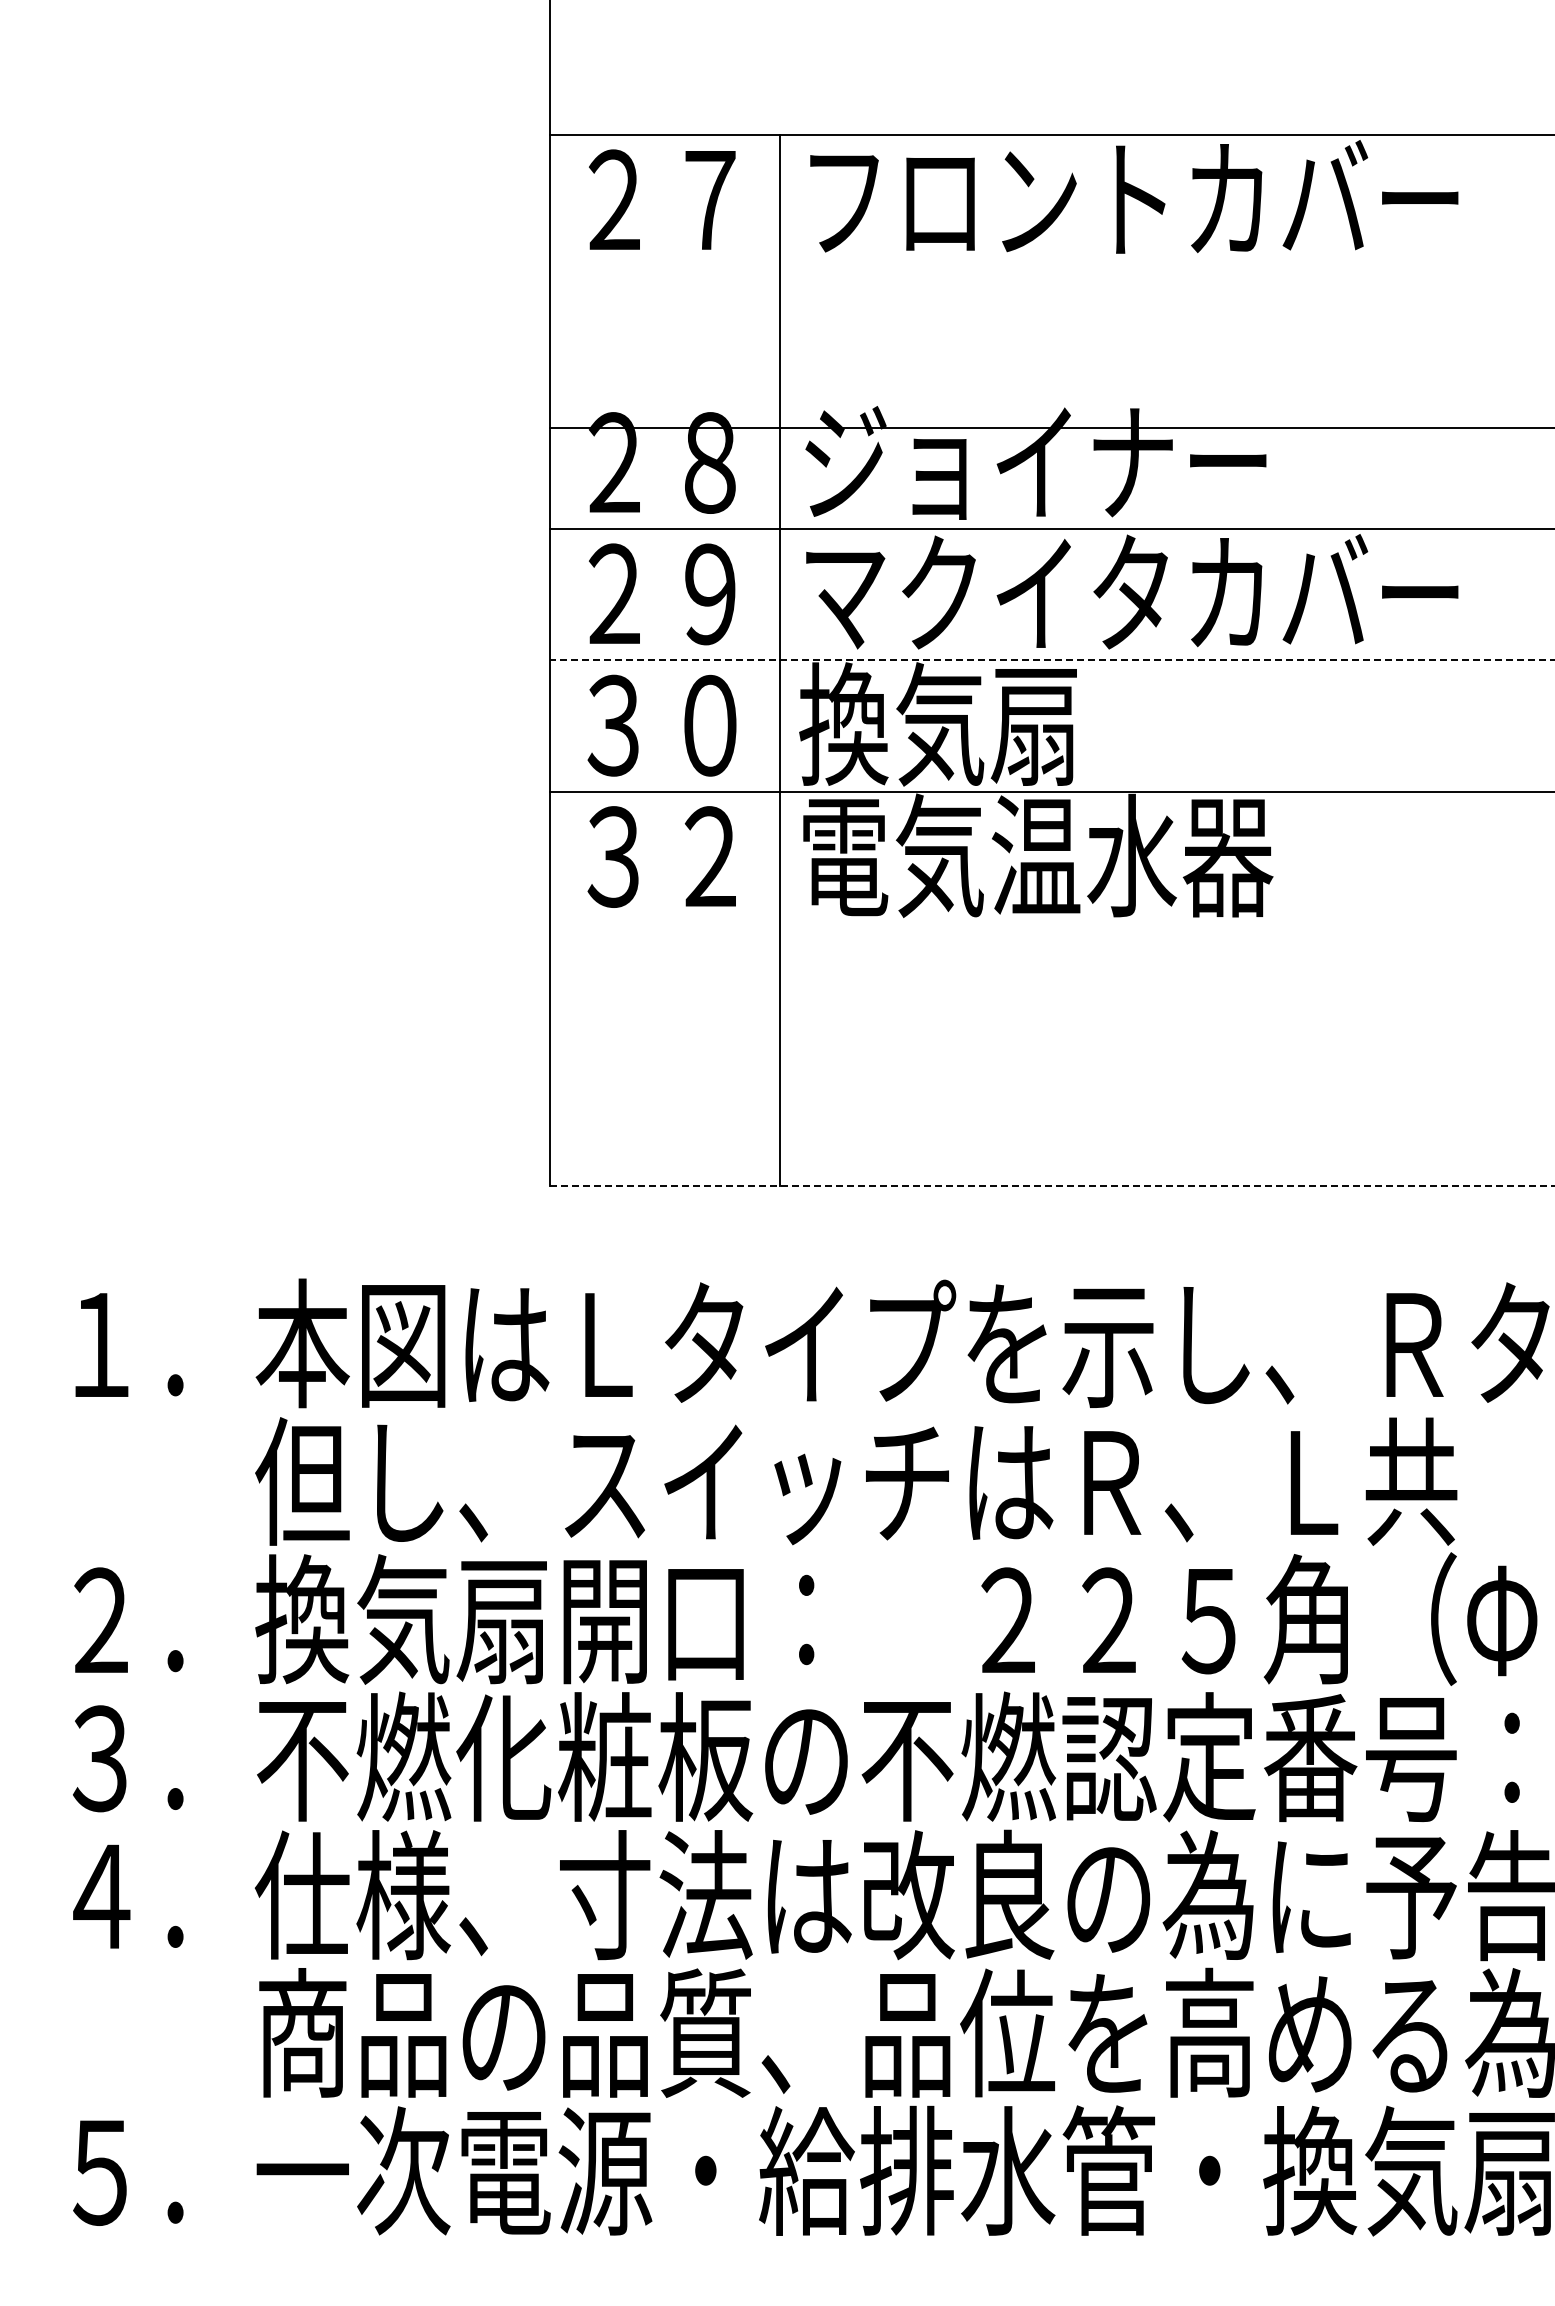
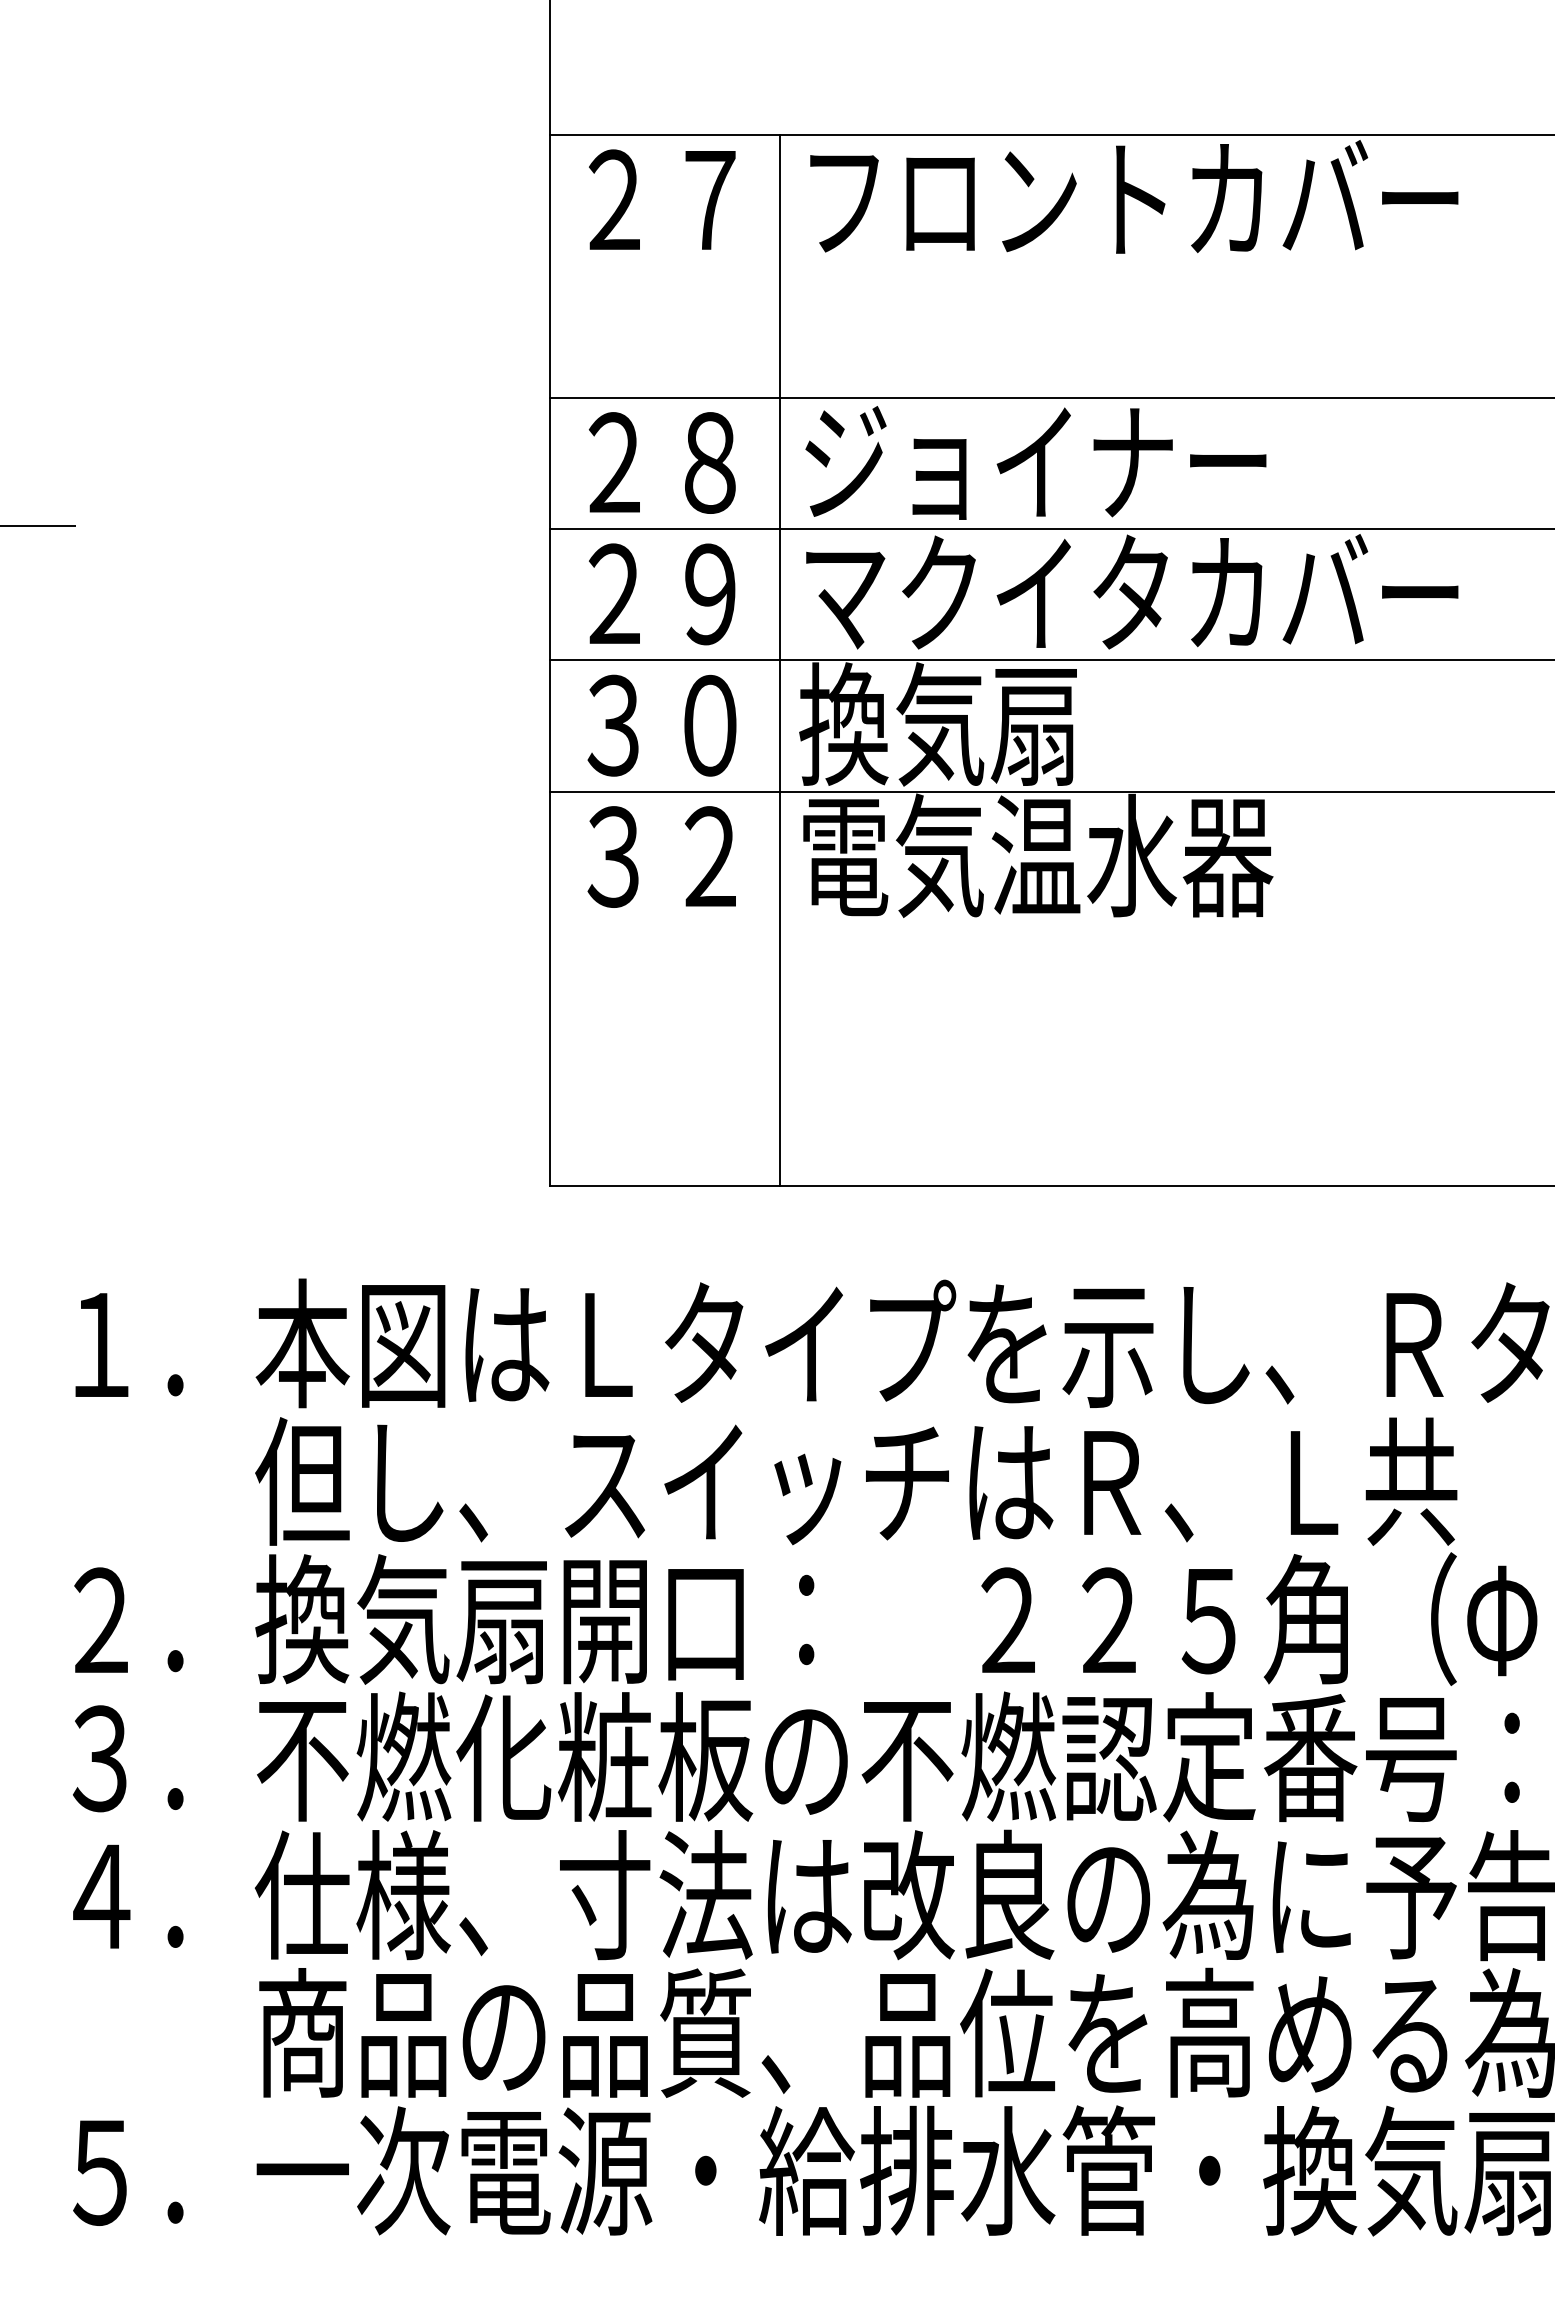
line position: (1050, 427) -> (1050, 397) (1050, 397)
line: none -> present (39, 525)
line: dashed -> solid (1051, 660)
line: dashed -> solid (1052, 1185)
